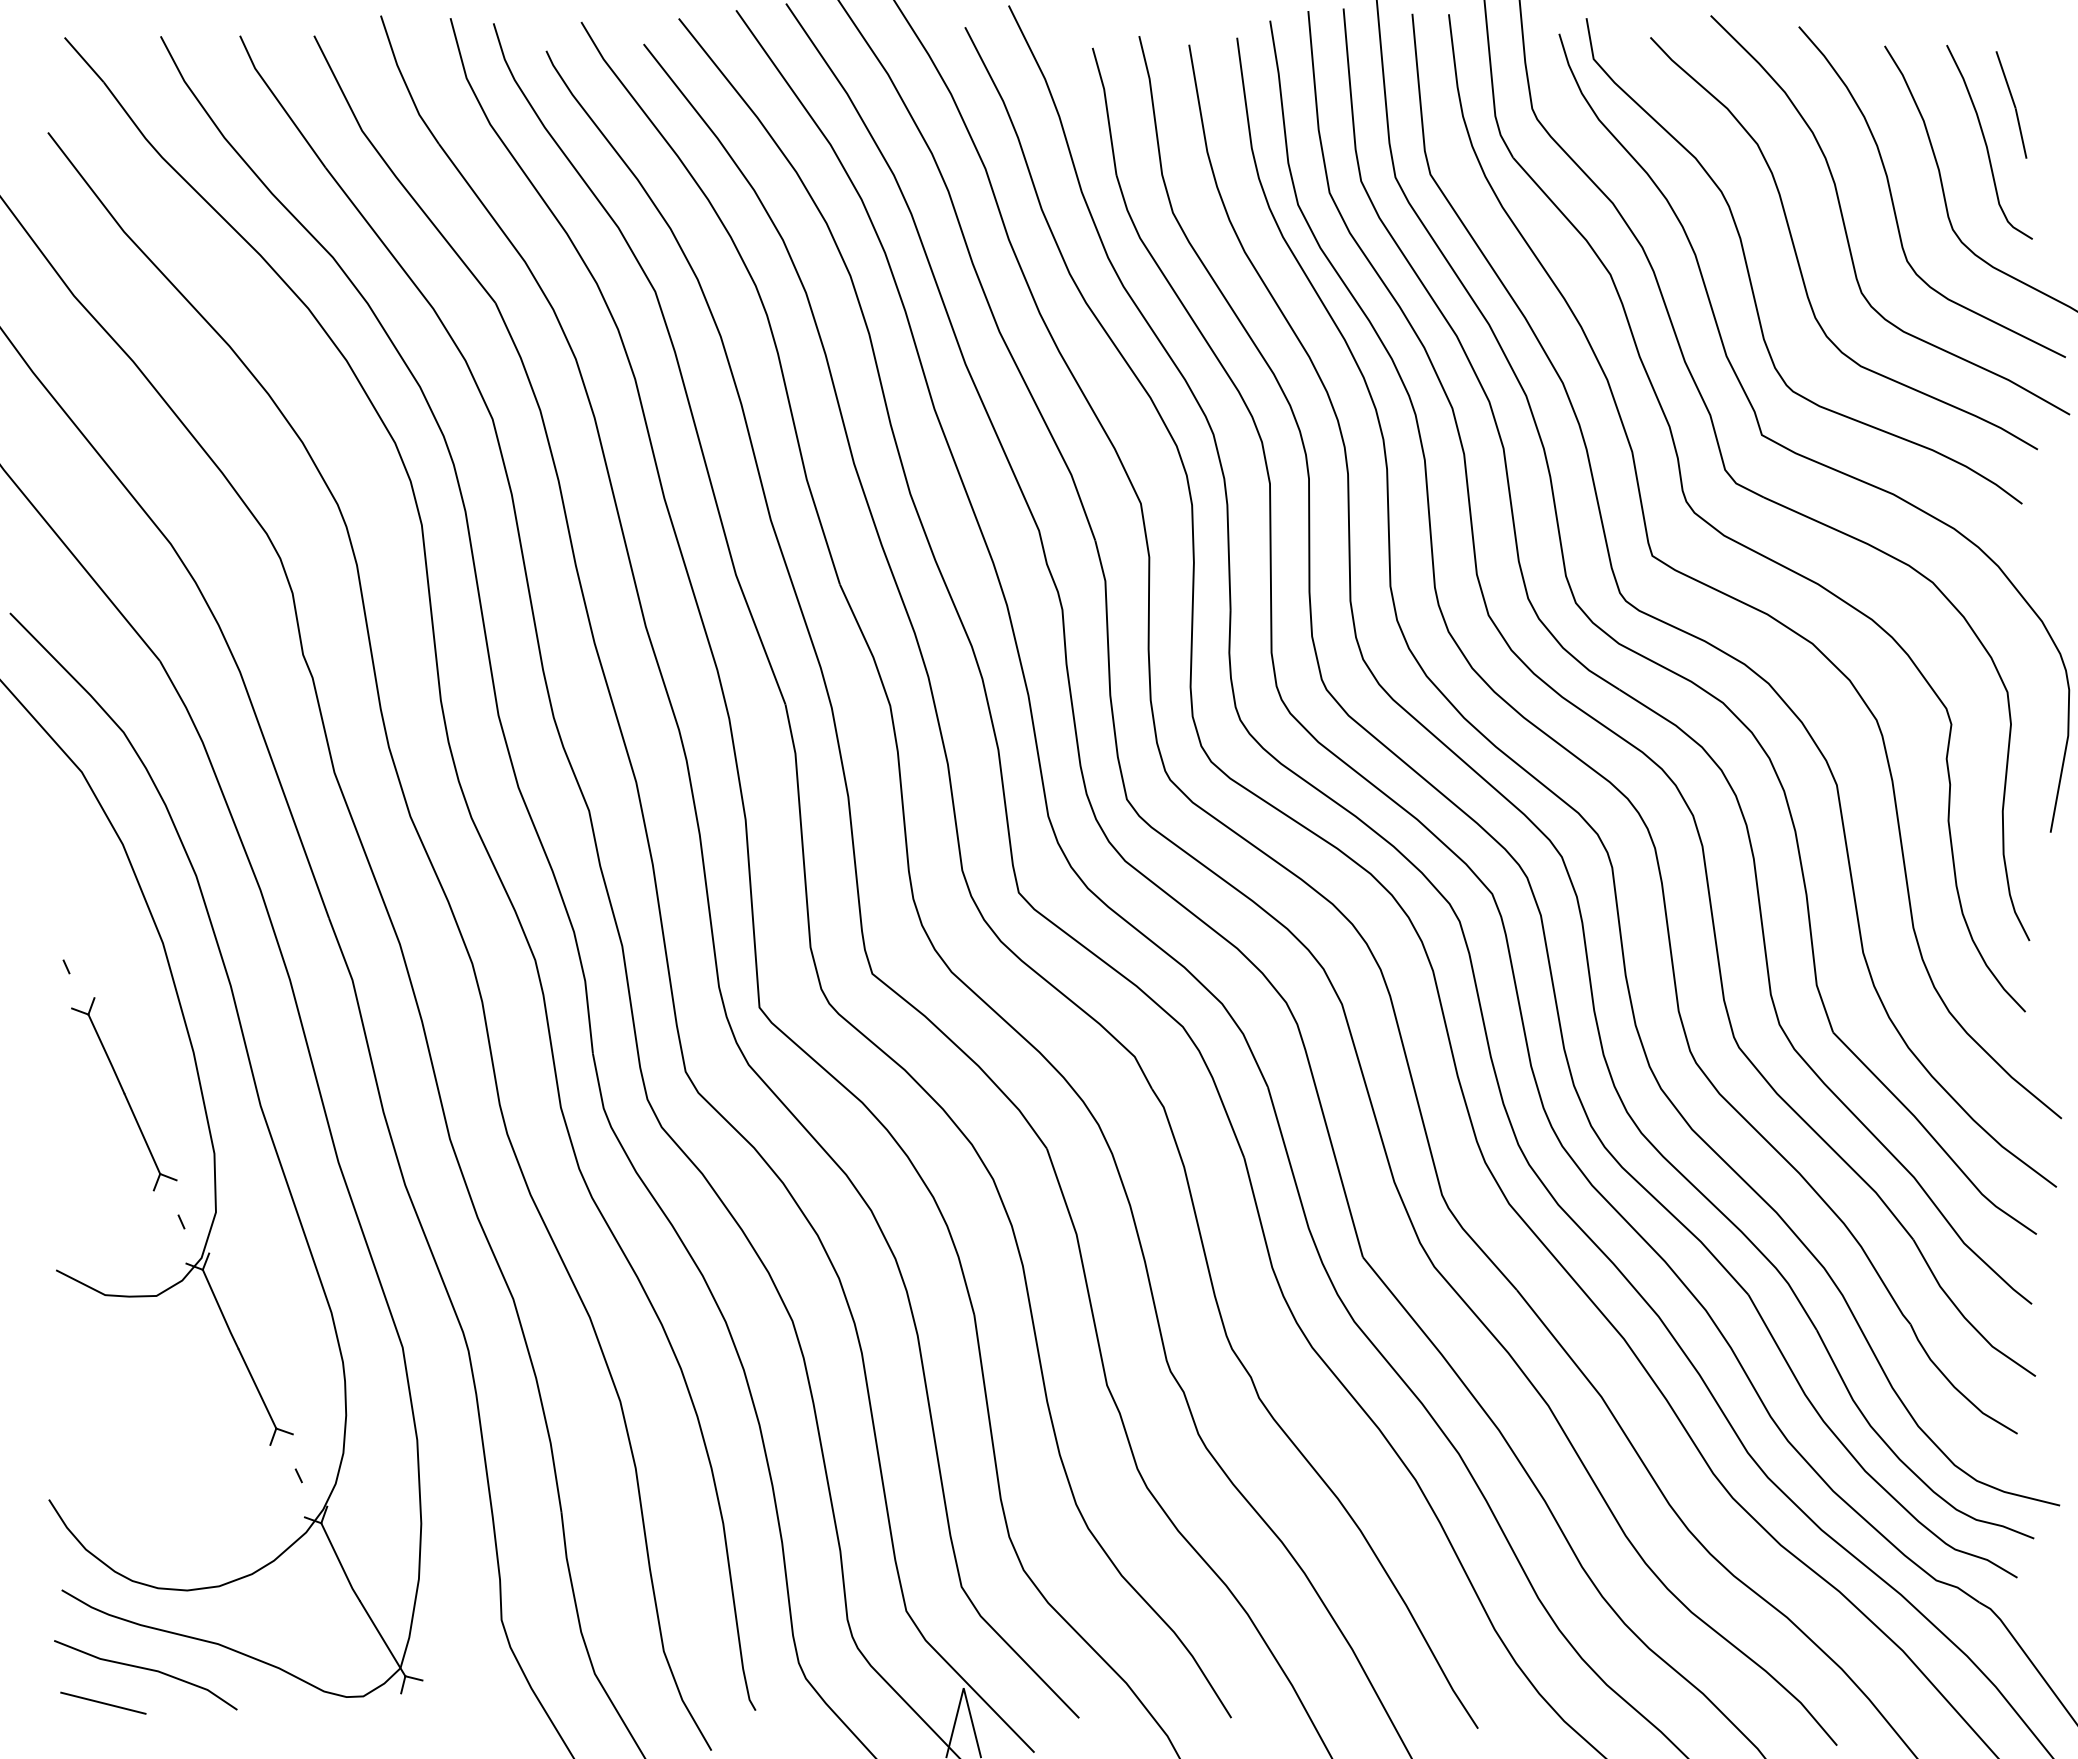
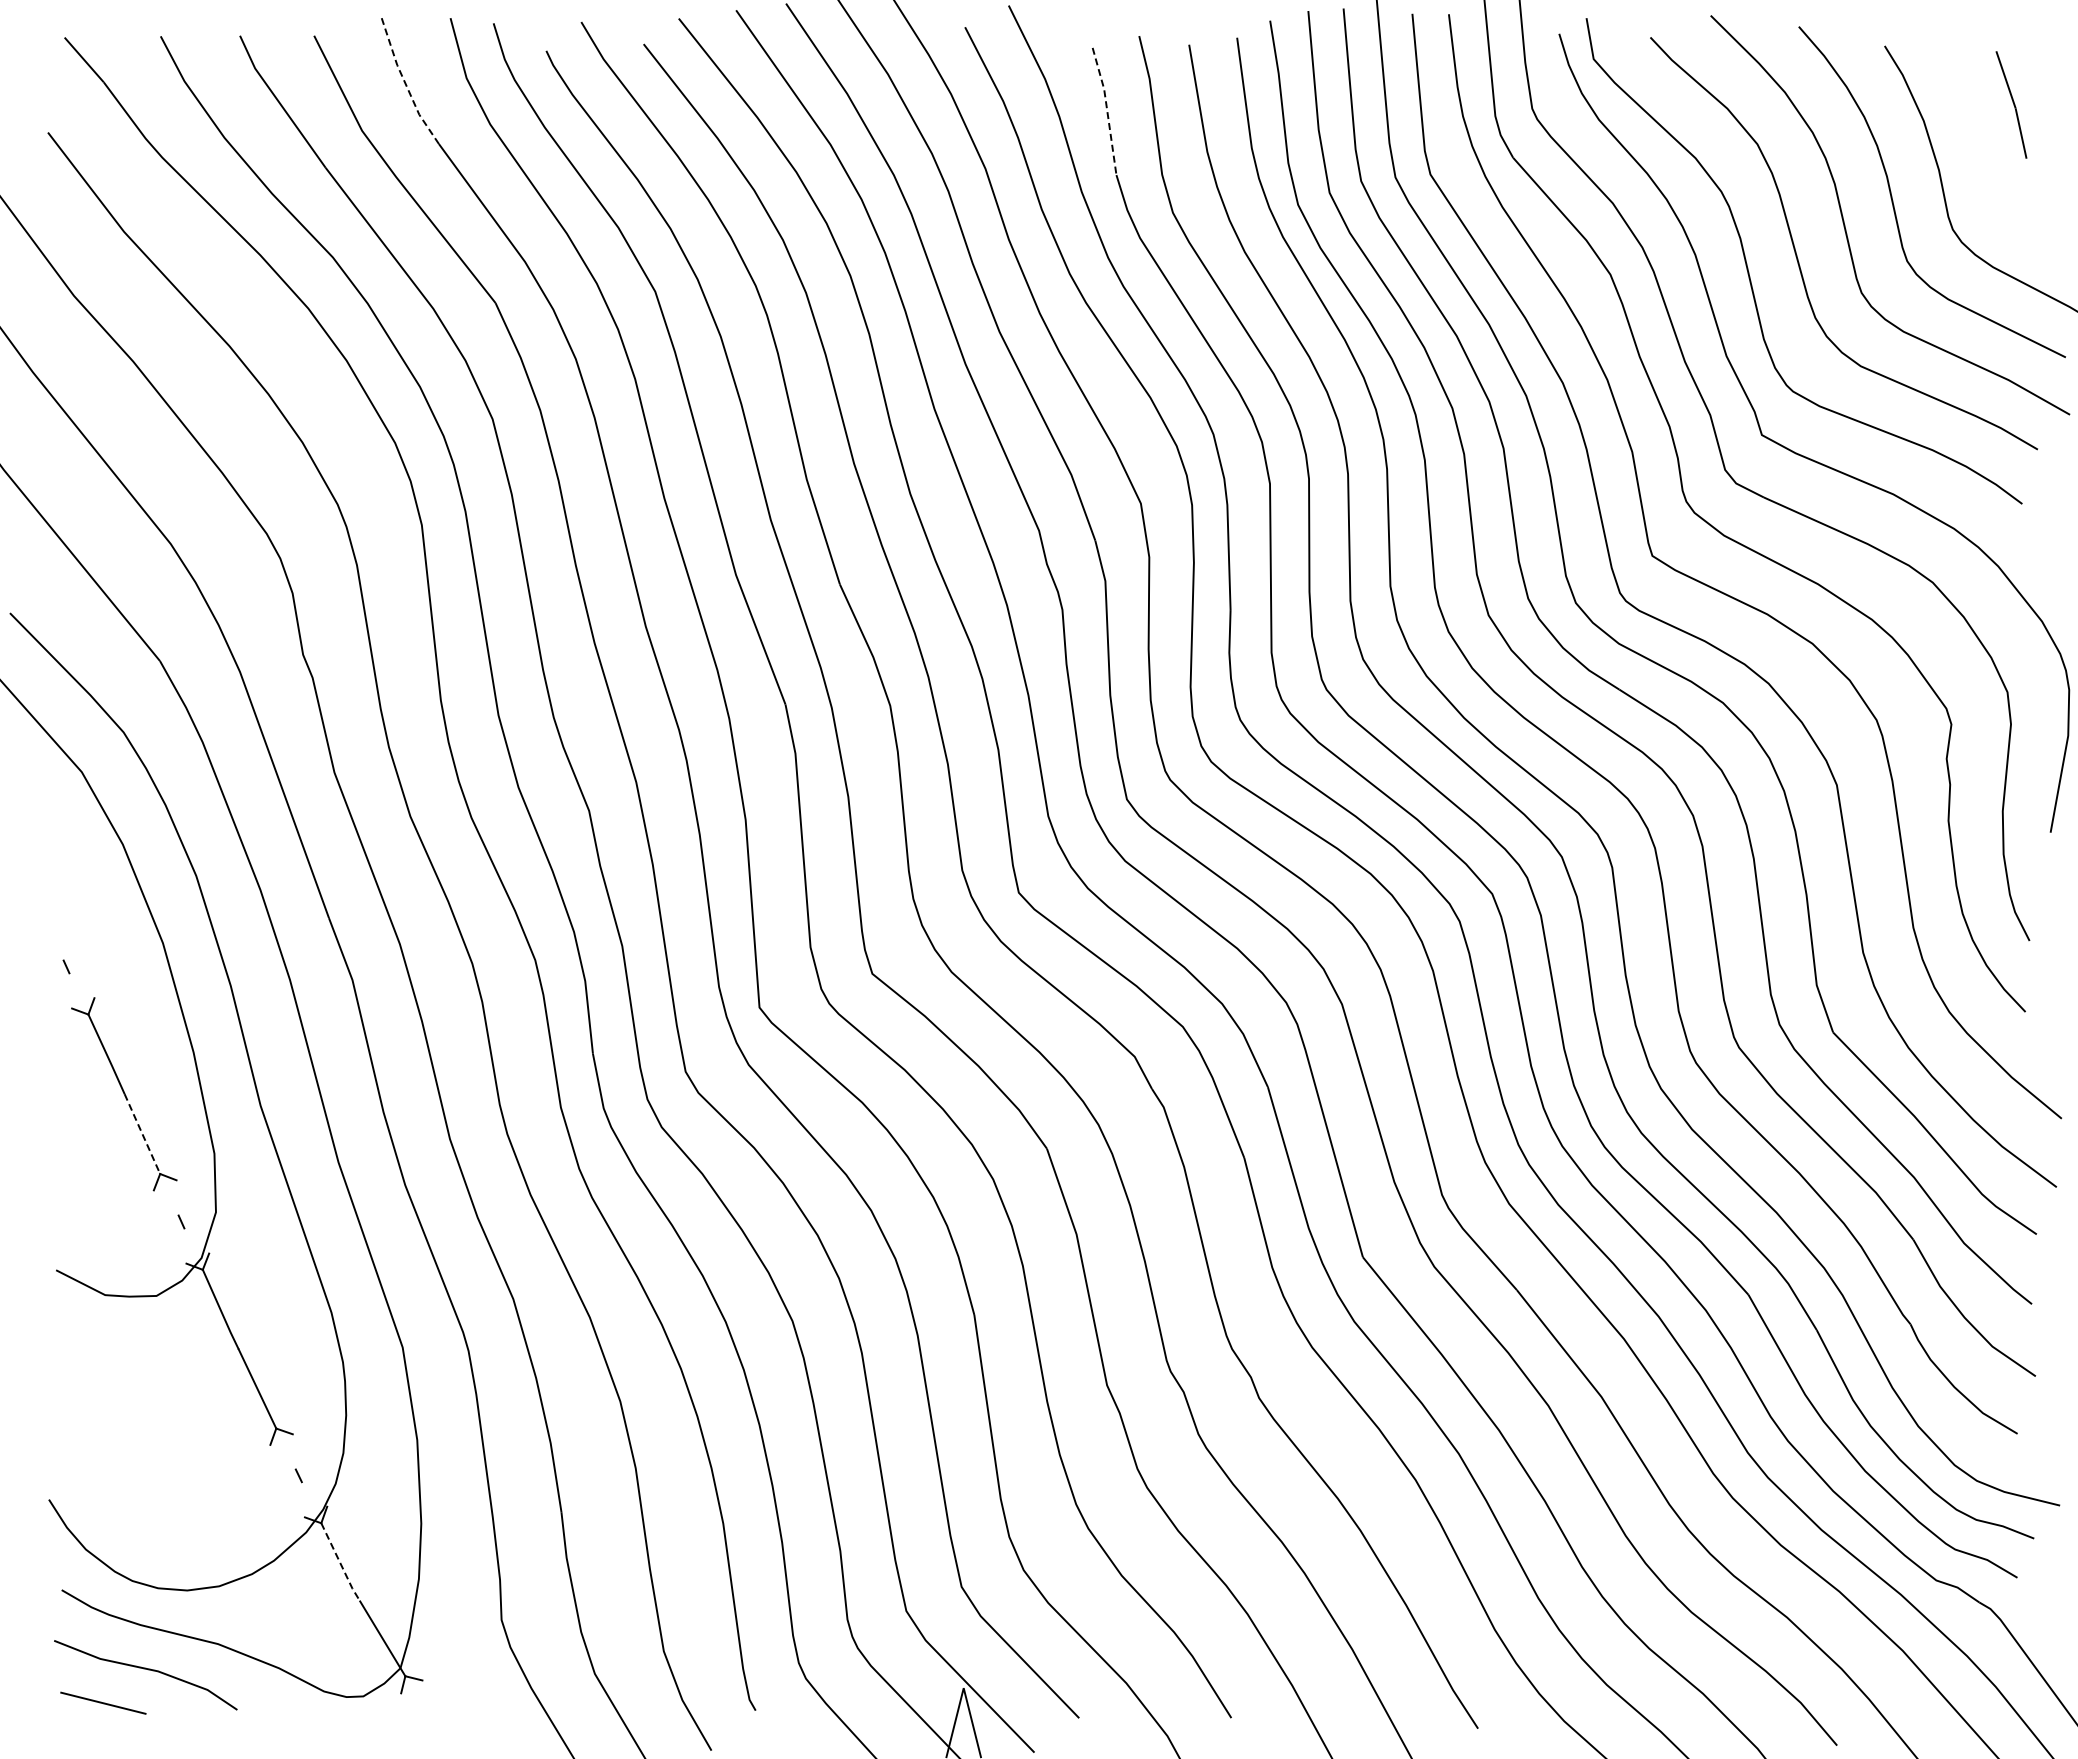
line: solid -> dashed (404, 82)
line: solid -> dashed (1107, 110)
curve: present -> none (1987, 144)
line: solid -> dashed (142, 1134)
line: solid -> dashed (340, 1563)
